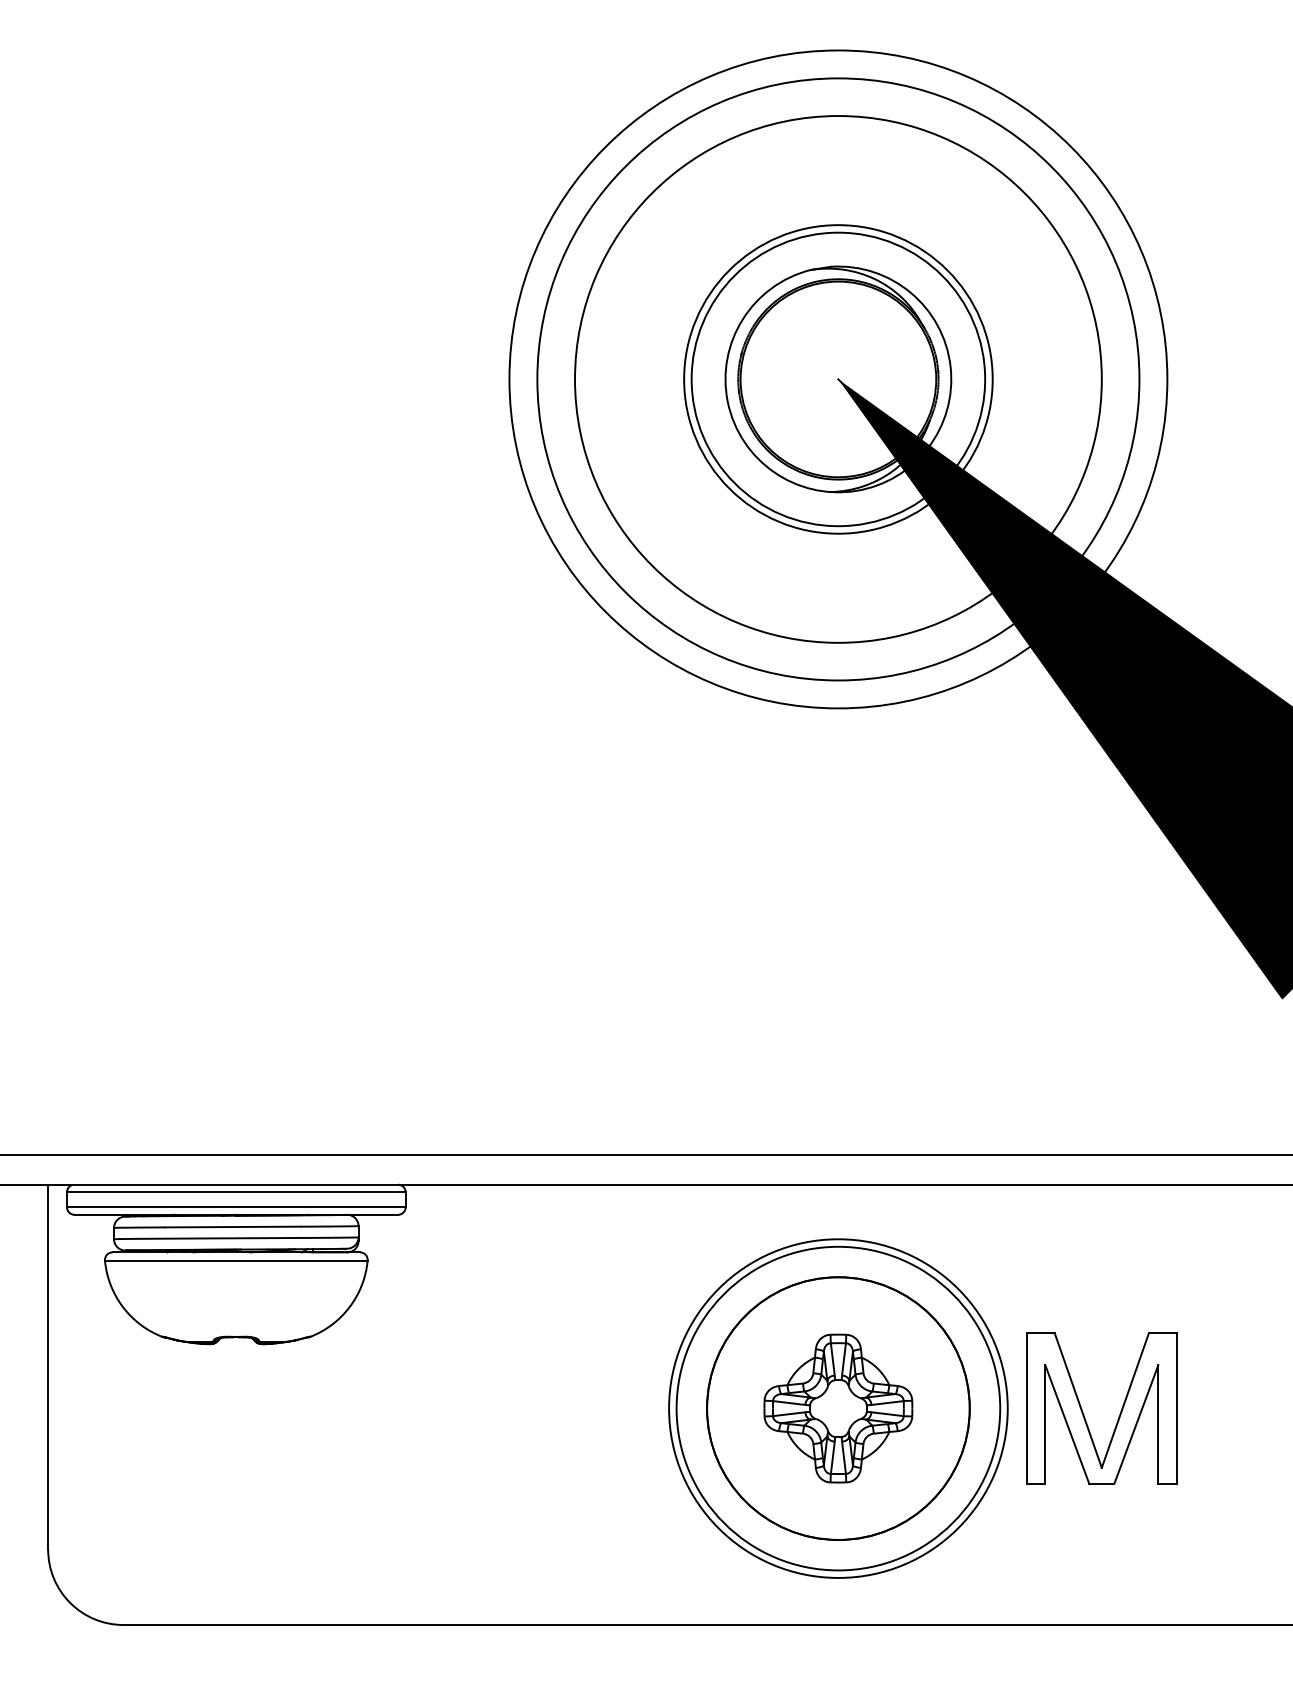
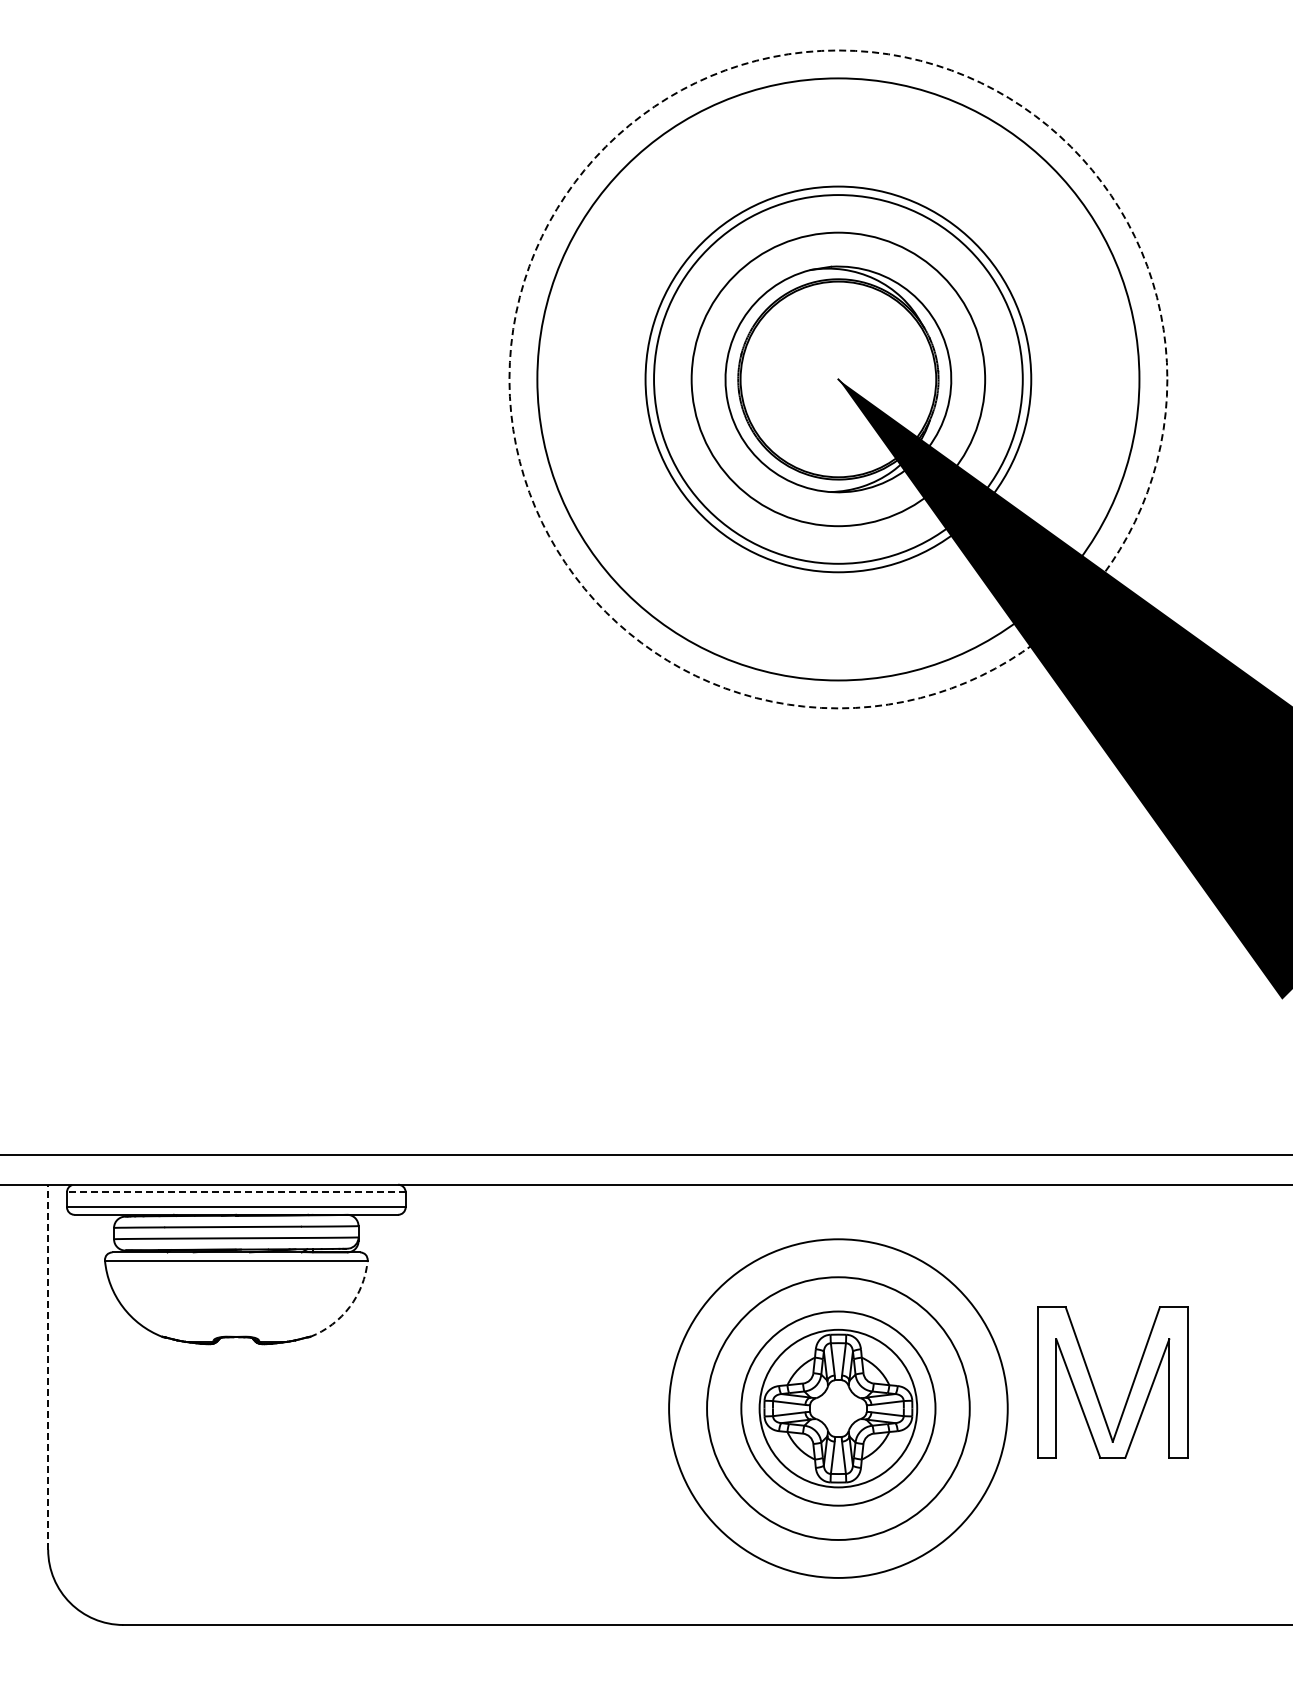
circle diameter: 309 px -> 386 px (838, 379)
circle diameter: 527 px -> 369 px (838, 379)
circle: solid -> dashed (838, 379)
line: solid -> dashed (235, 1192)
arc: solid -> dashed (349, 1306)
line: solid -> dashed (48, 1367)
circle diameter: 263 px -> 158 px (838, 1408)
circle diameter: 324 px -> 194 px (838, 1408)
part position: (1084, 1414) -> (1095, 1388) (1095, 1388)
